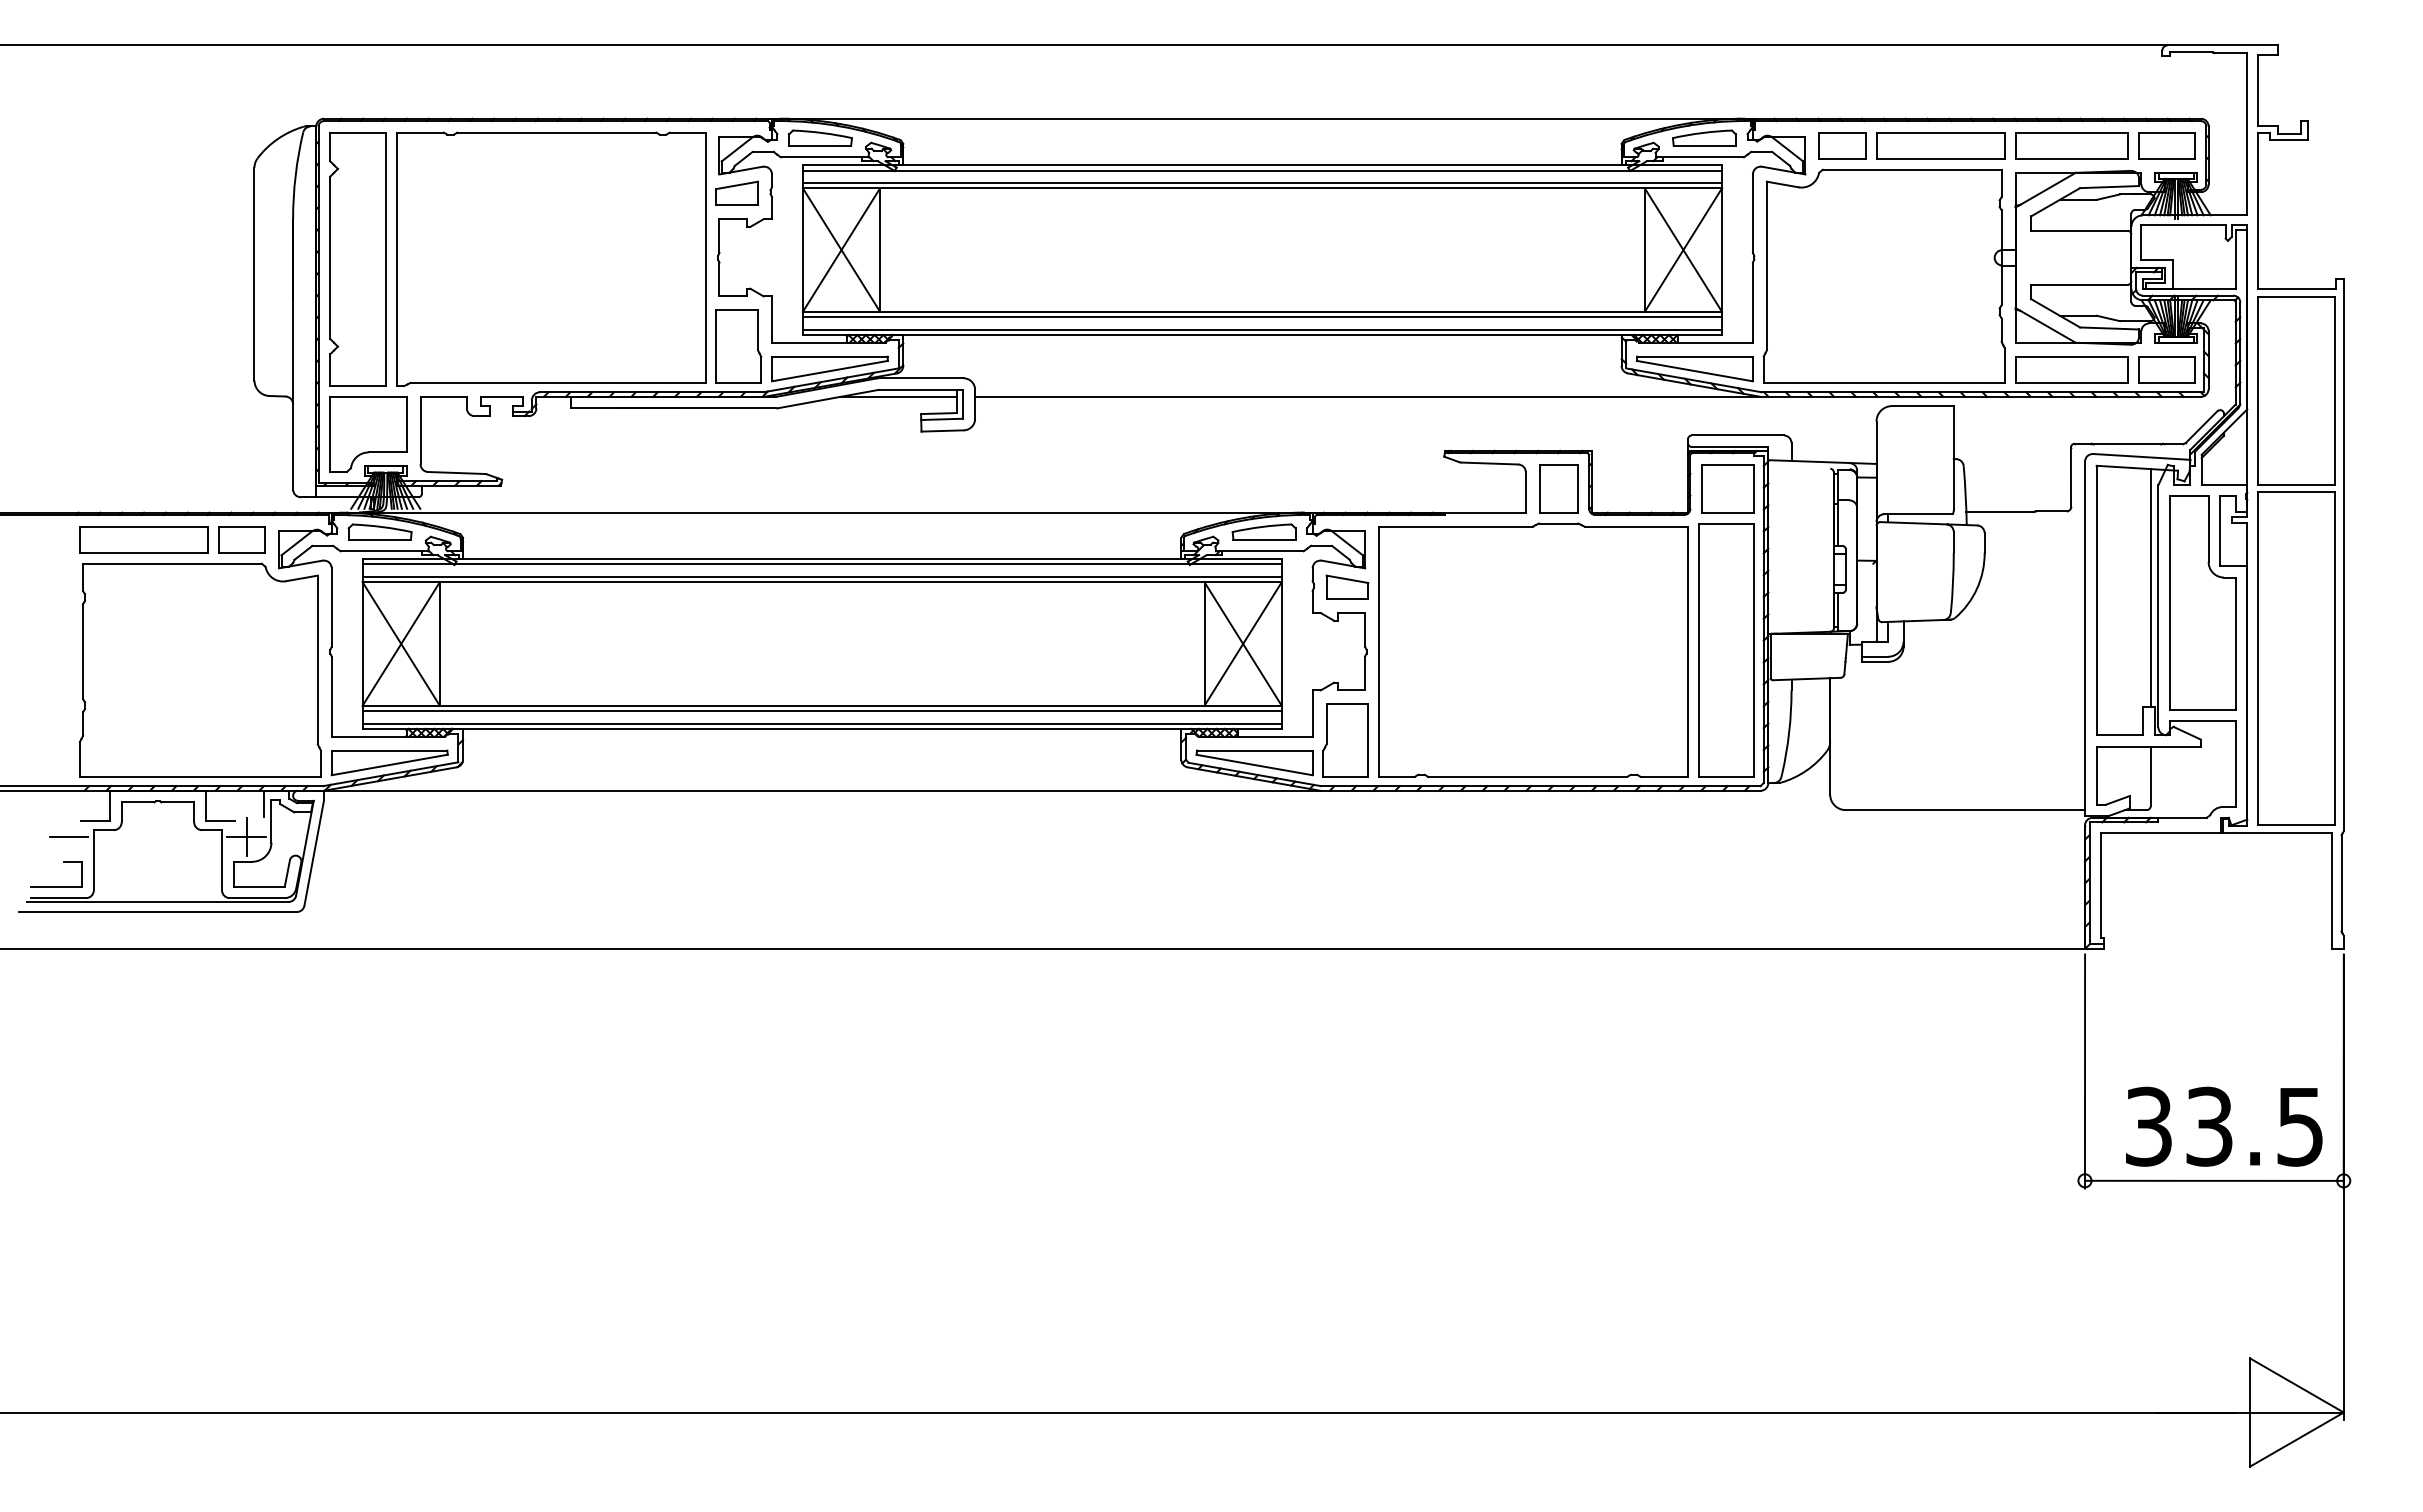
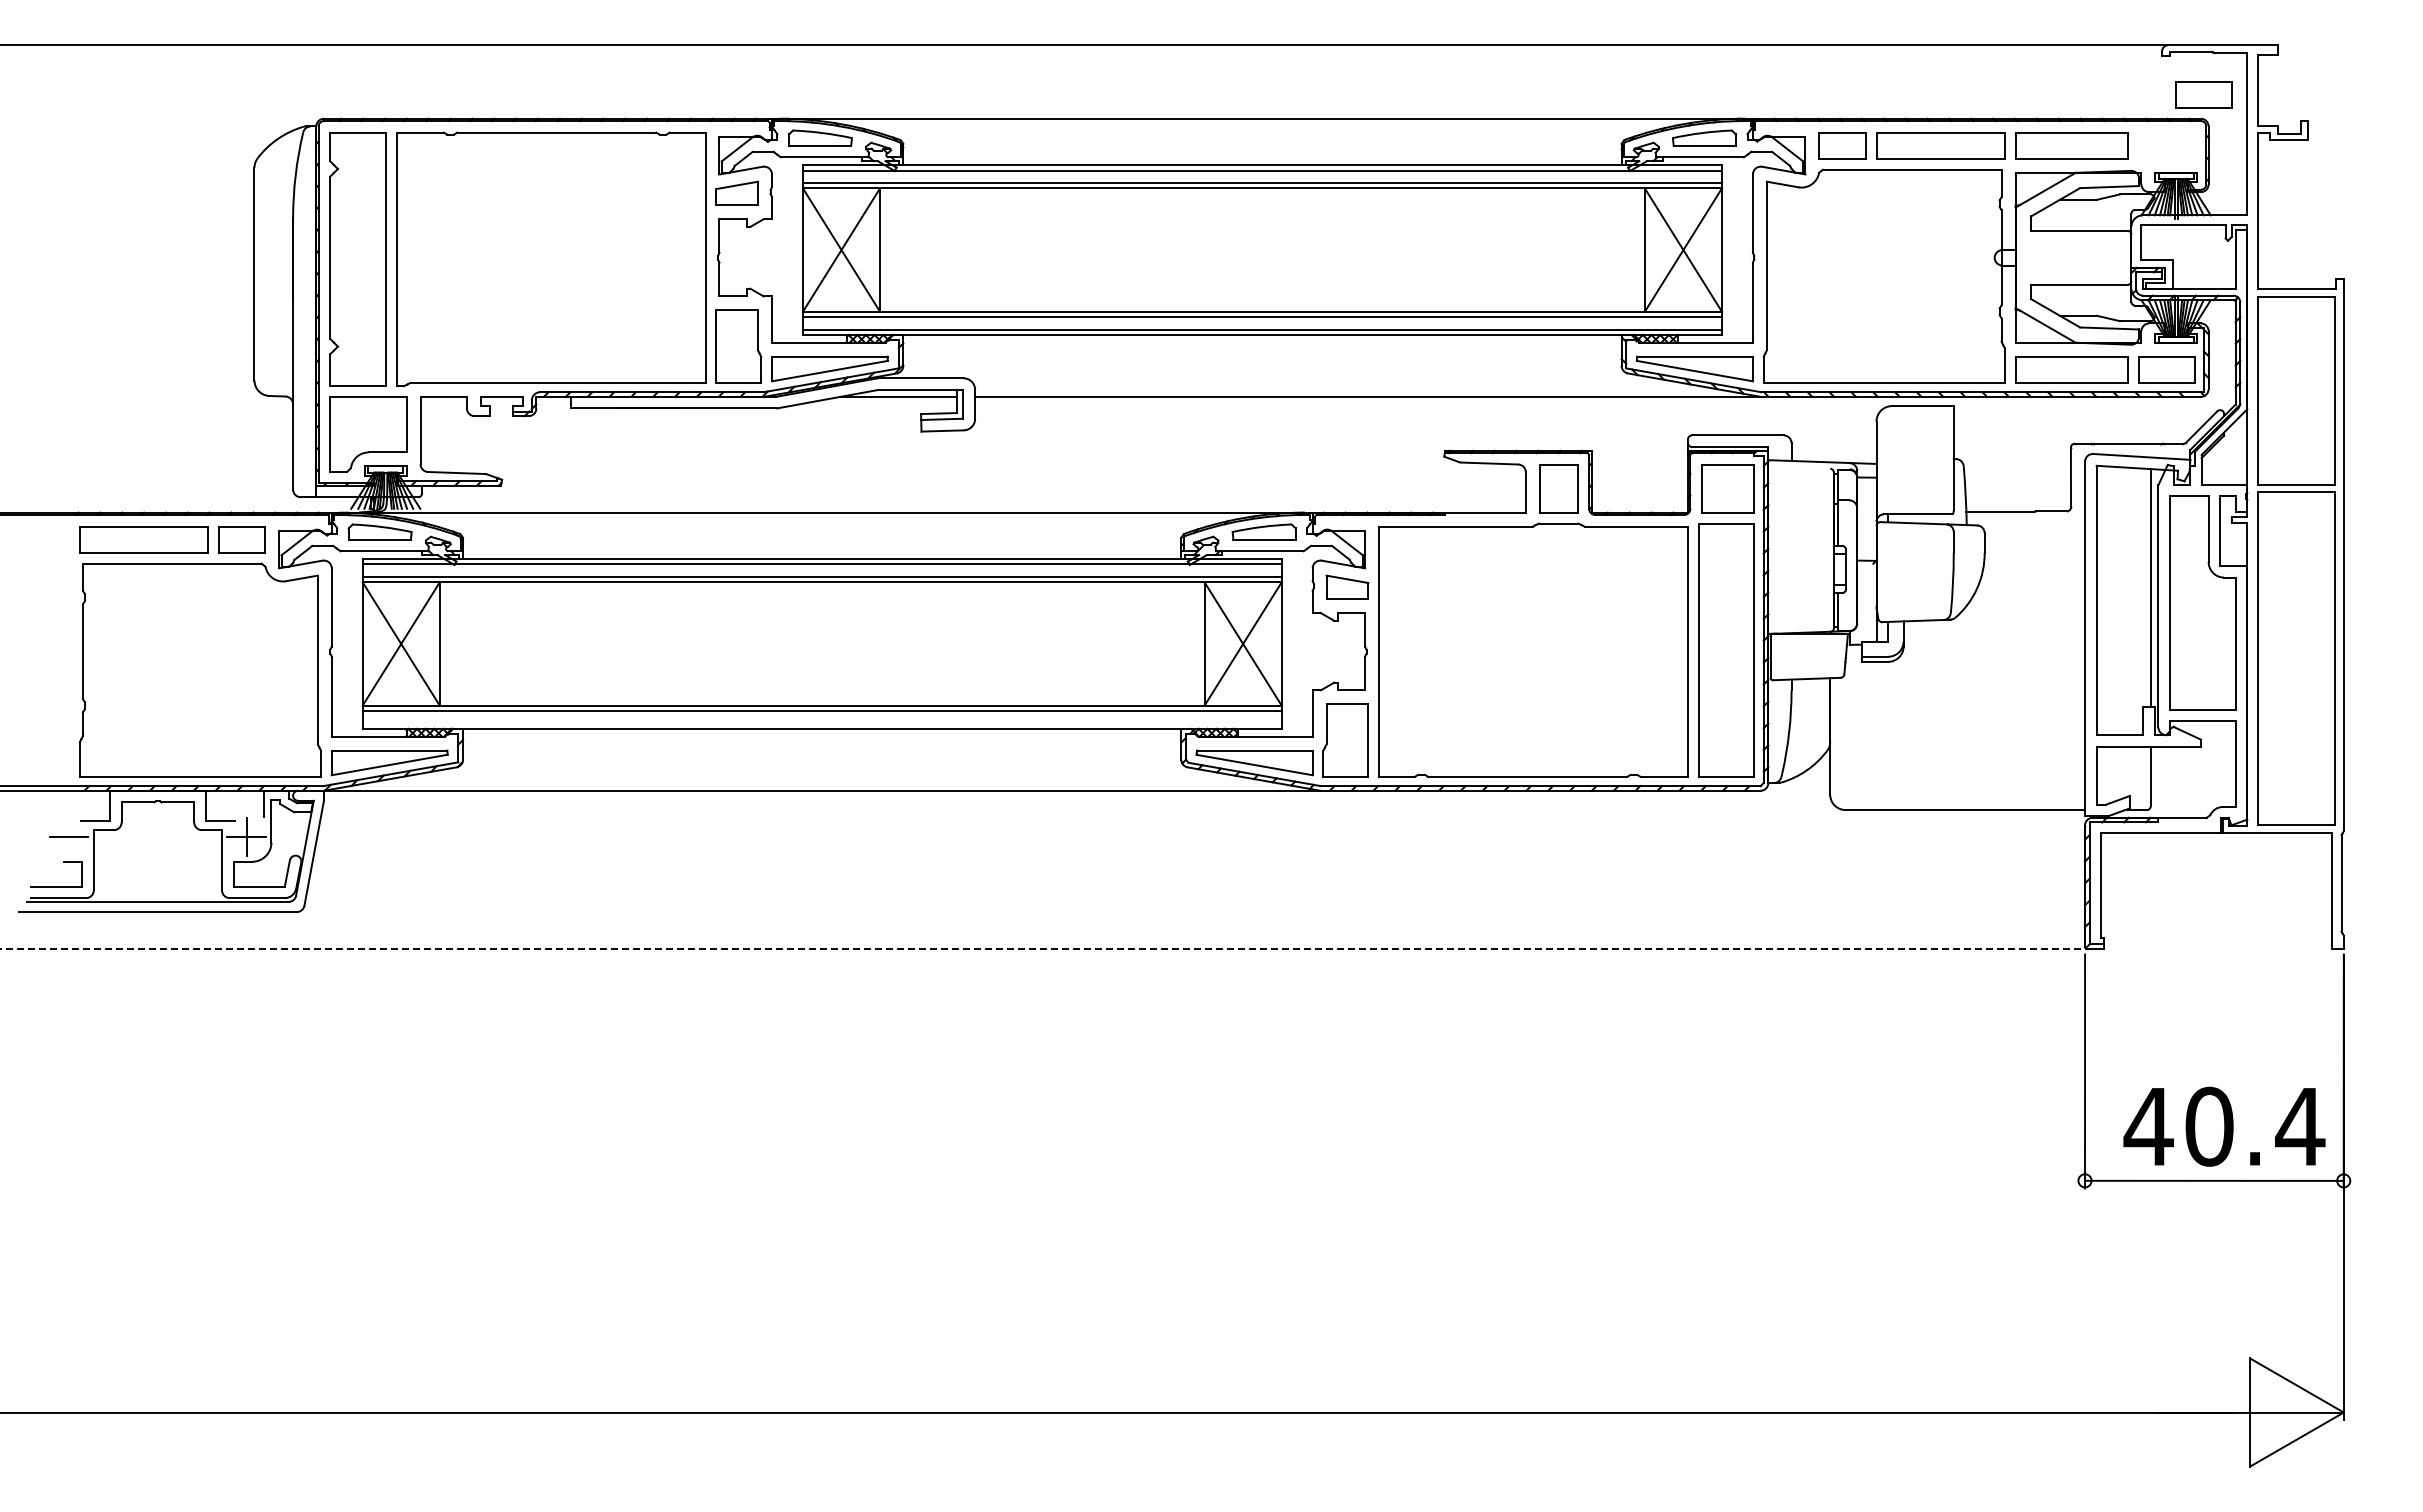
part position: (2166, 145) -> (2203, 94) (2203, 94)
line: present -> none (821, 723)
line: solid -> dashed (1044, 949)
text: 33.5 -> 40.4 (2224, 1126)
